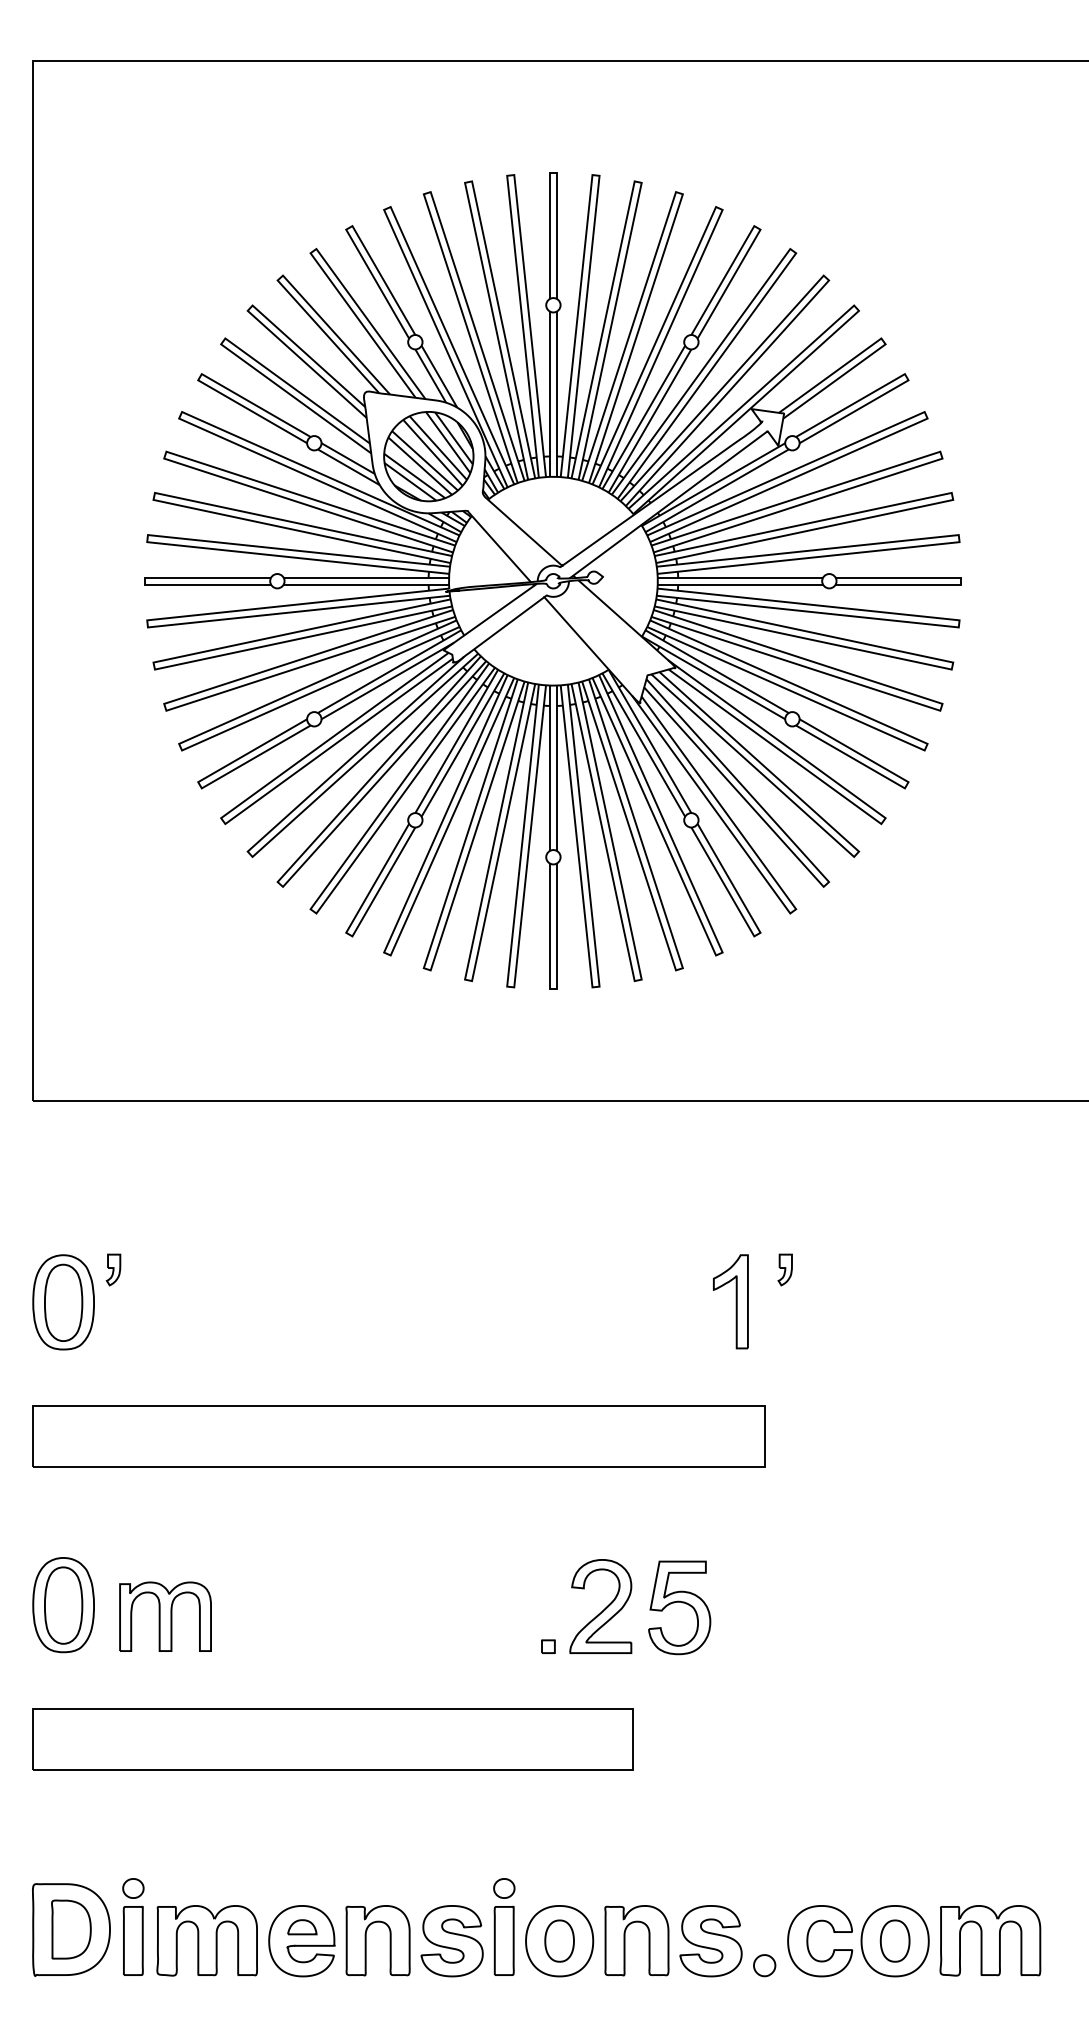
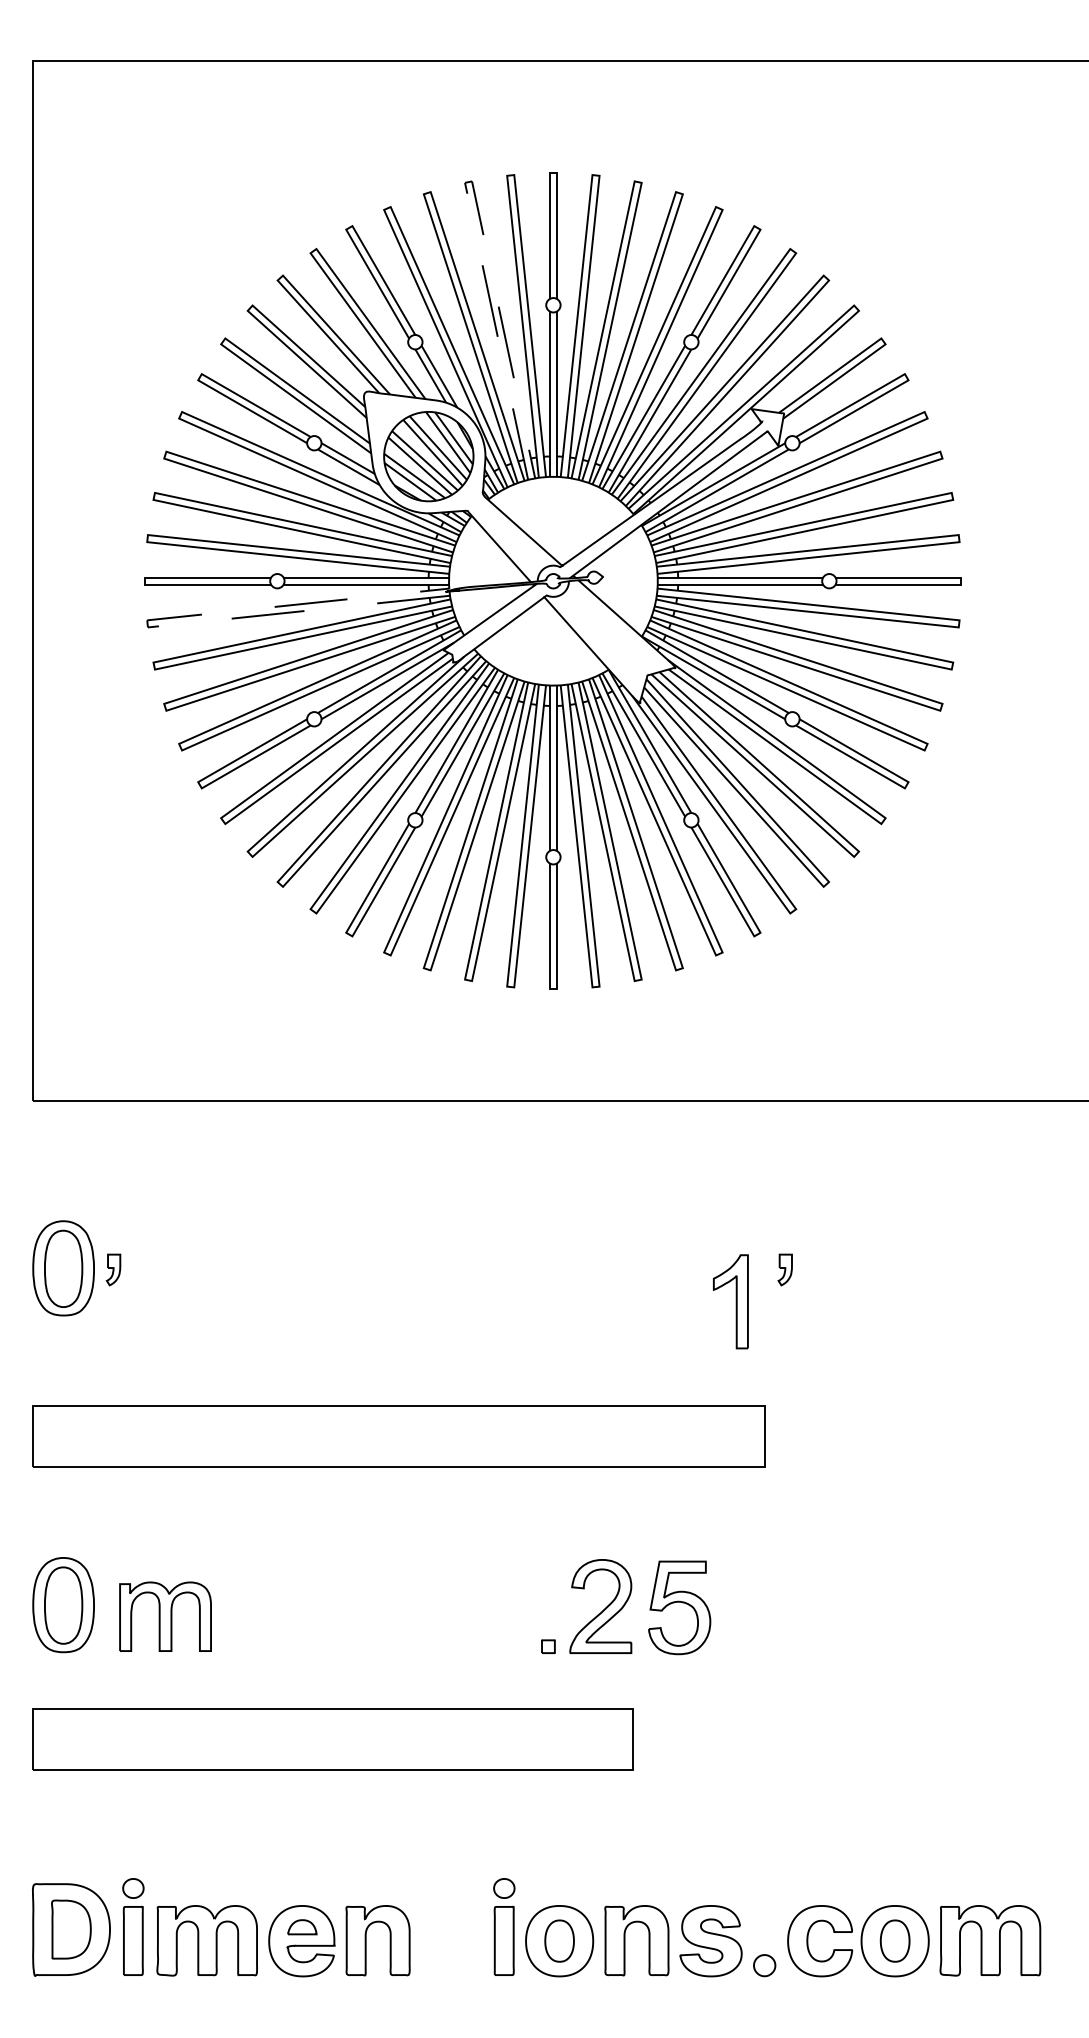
line: solid -> dashed (468, 182)
line: solid -> dashed (147, 623)
part position: (63, 1302) -> (63, 1268) (63, 1268)
part: present -> none (451, 1941)
